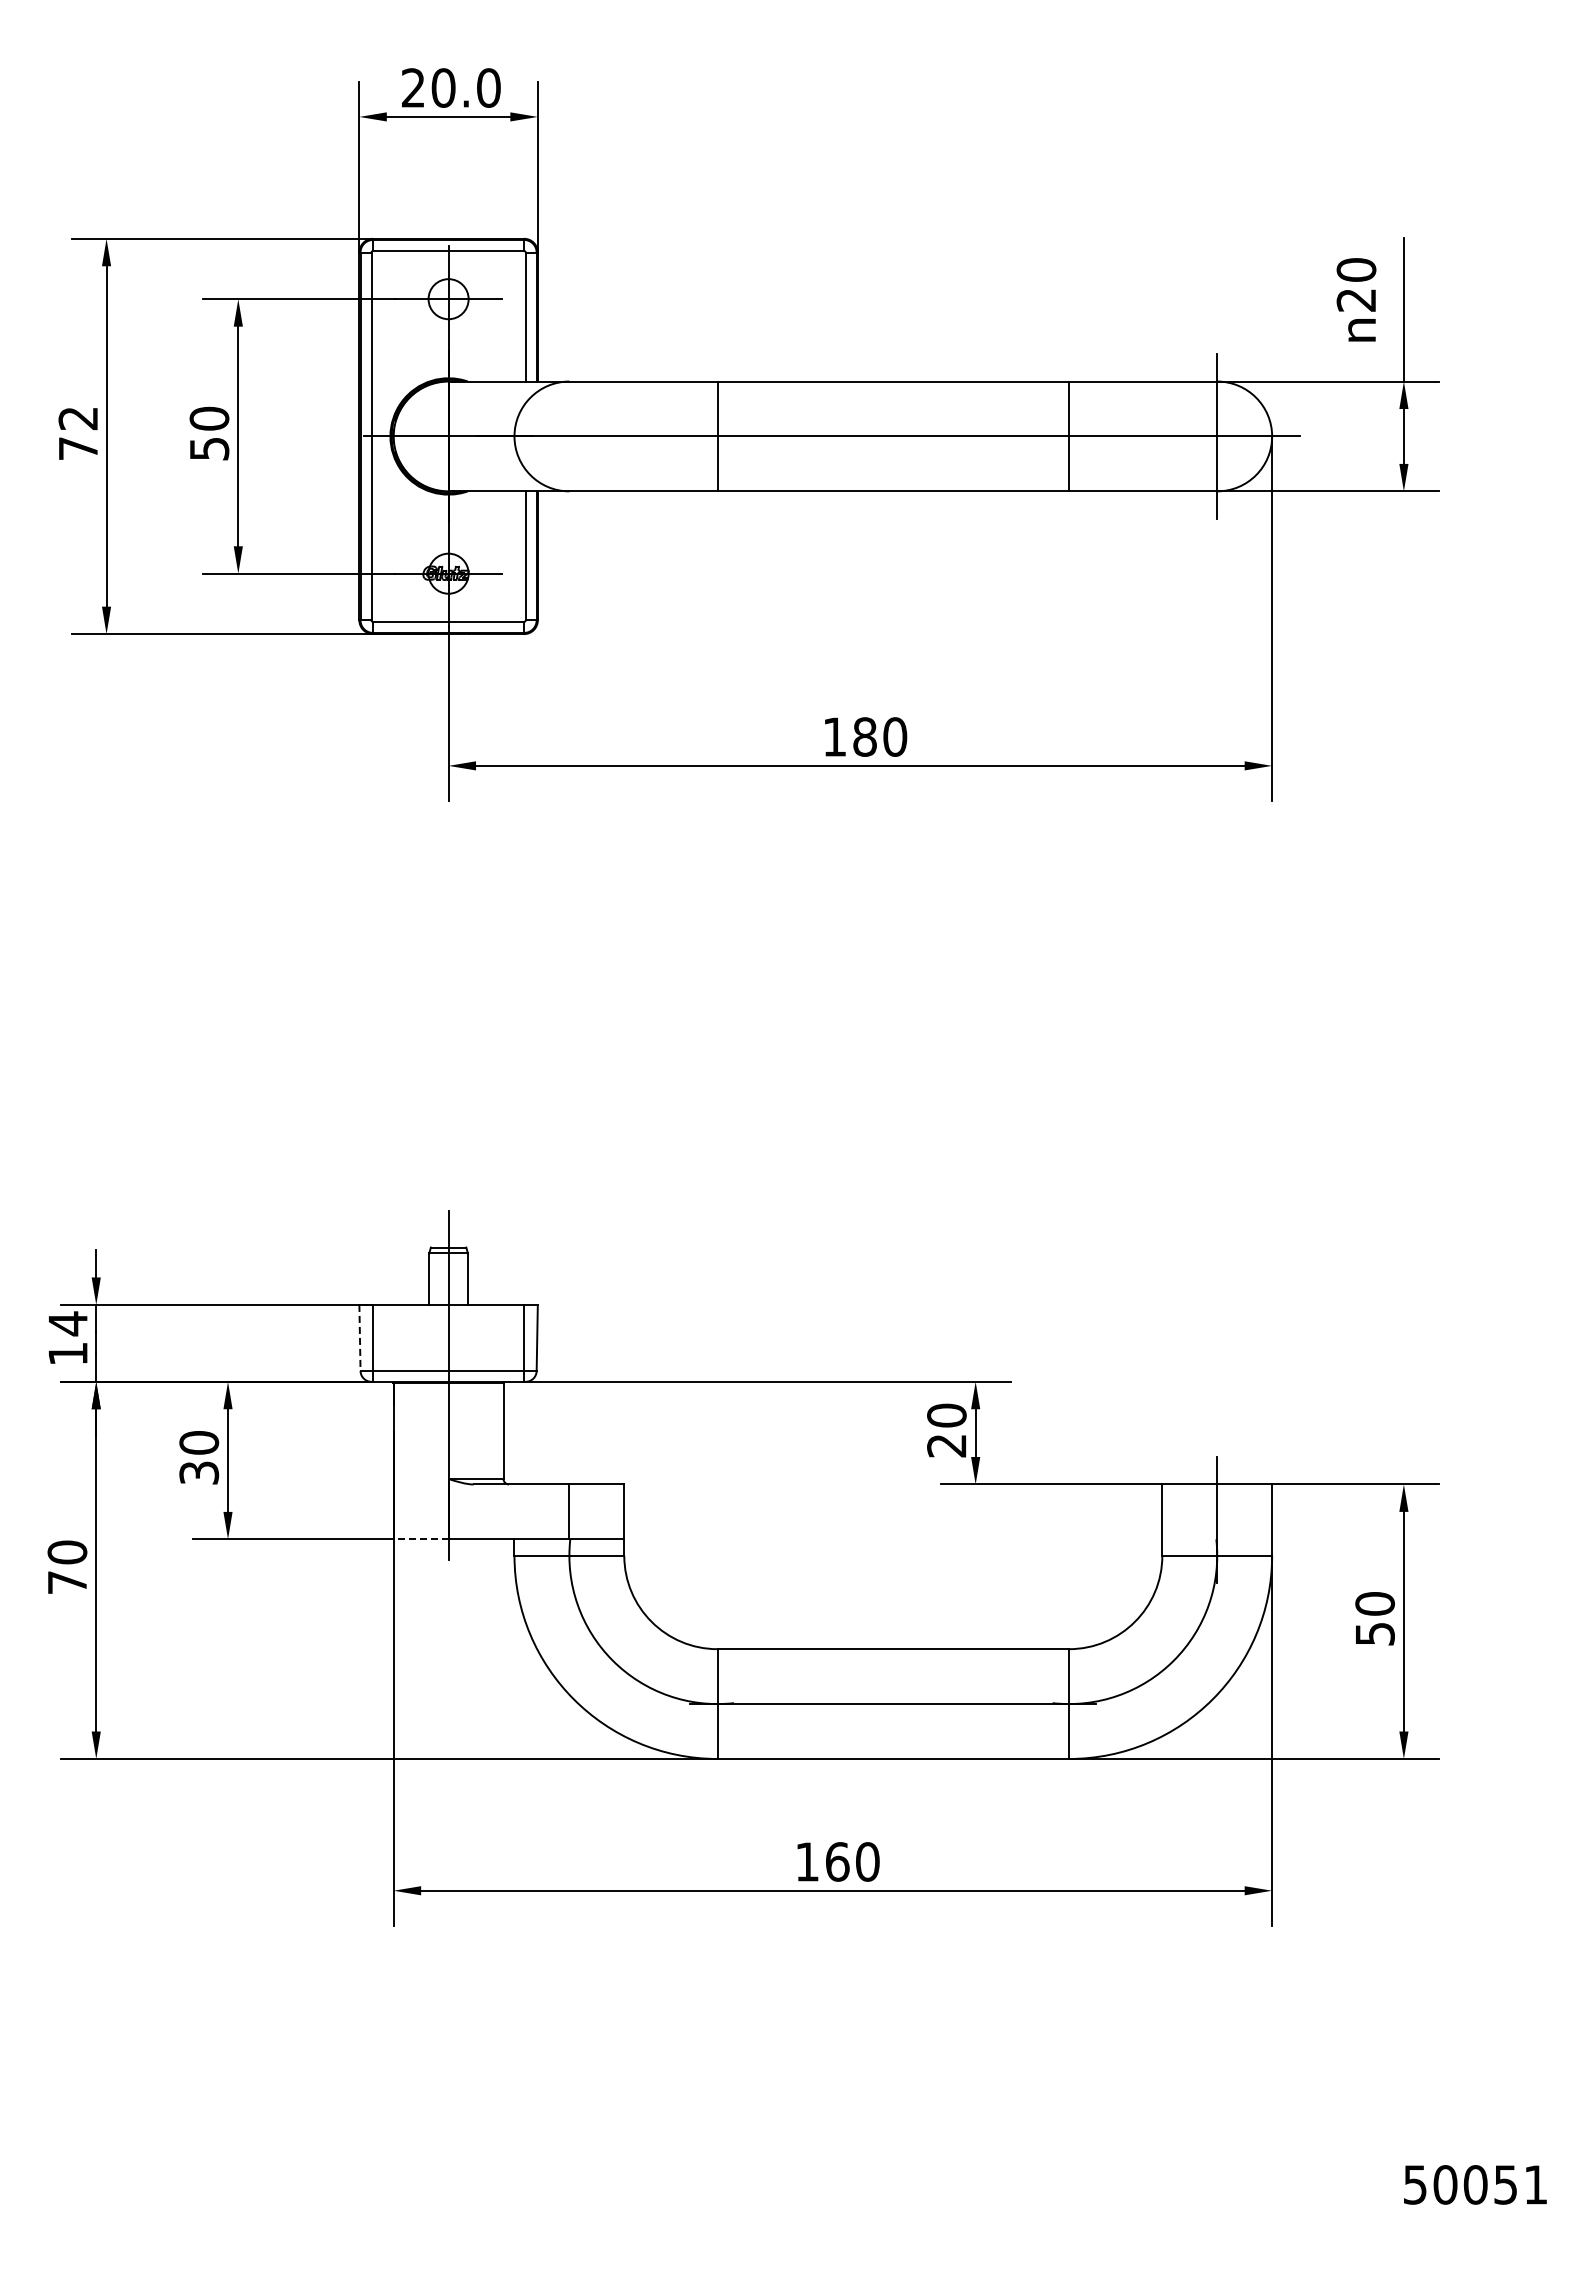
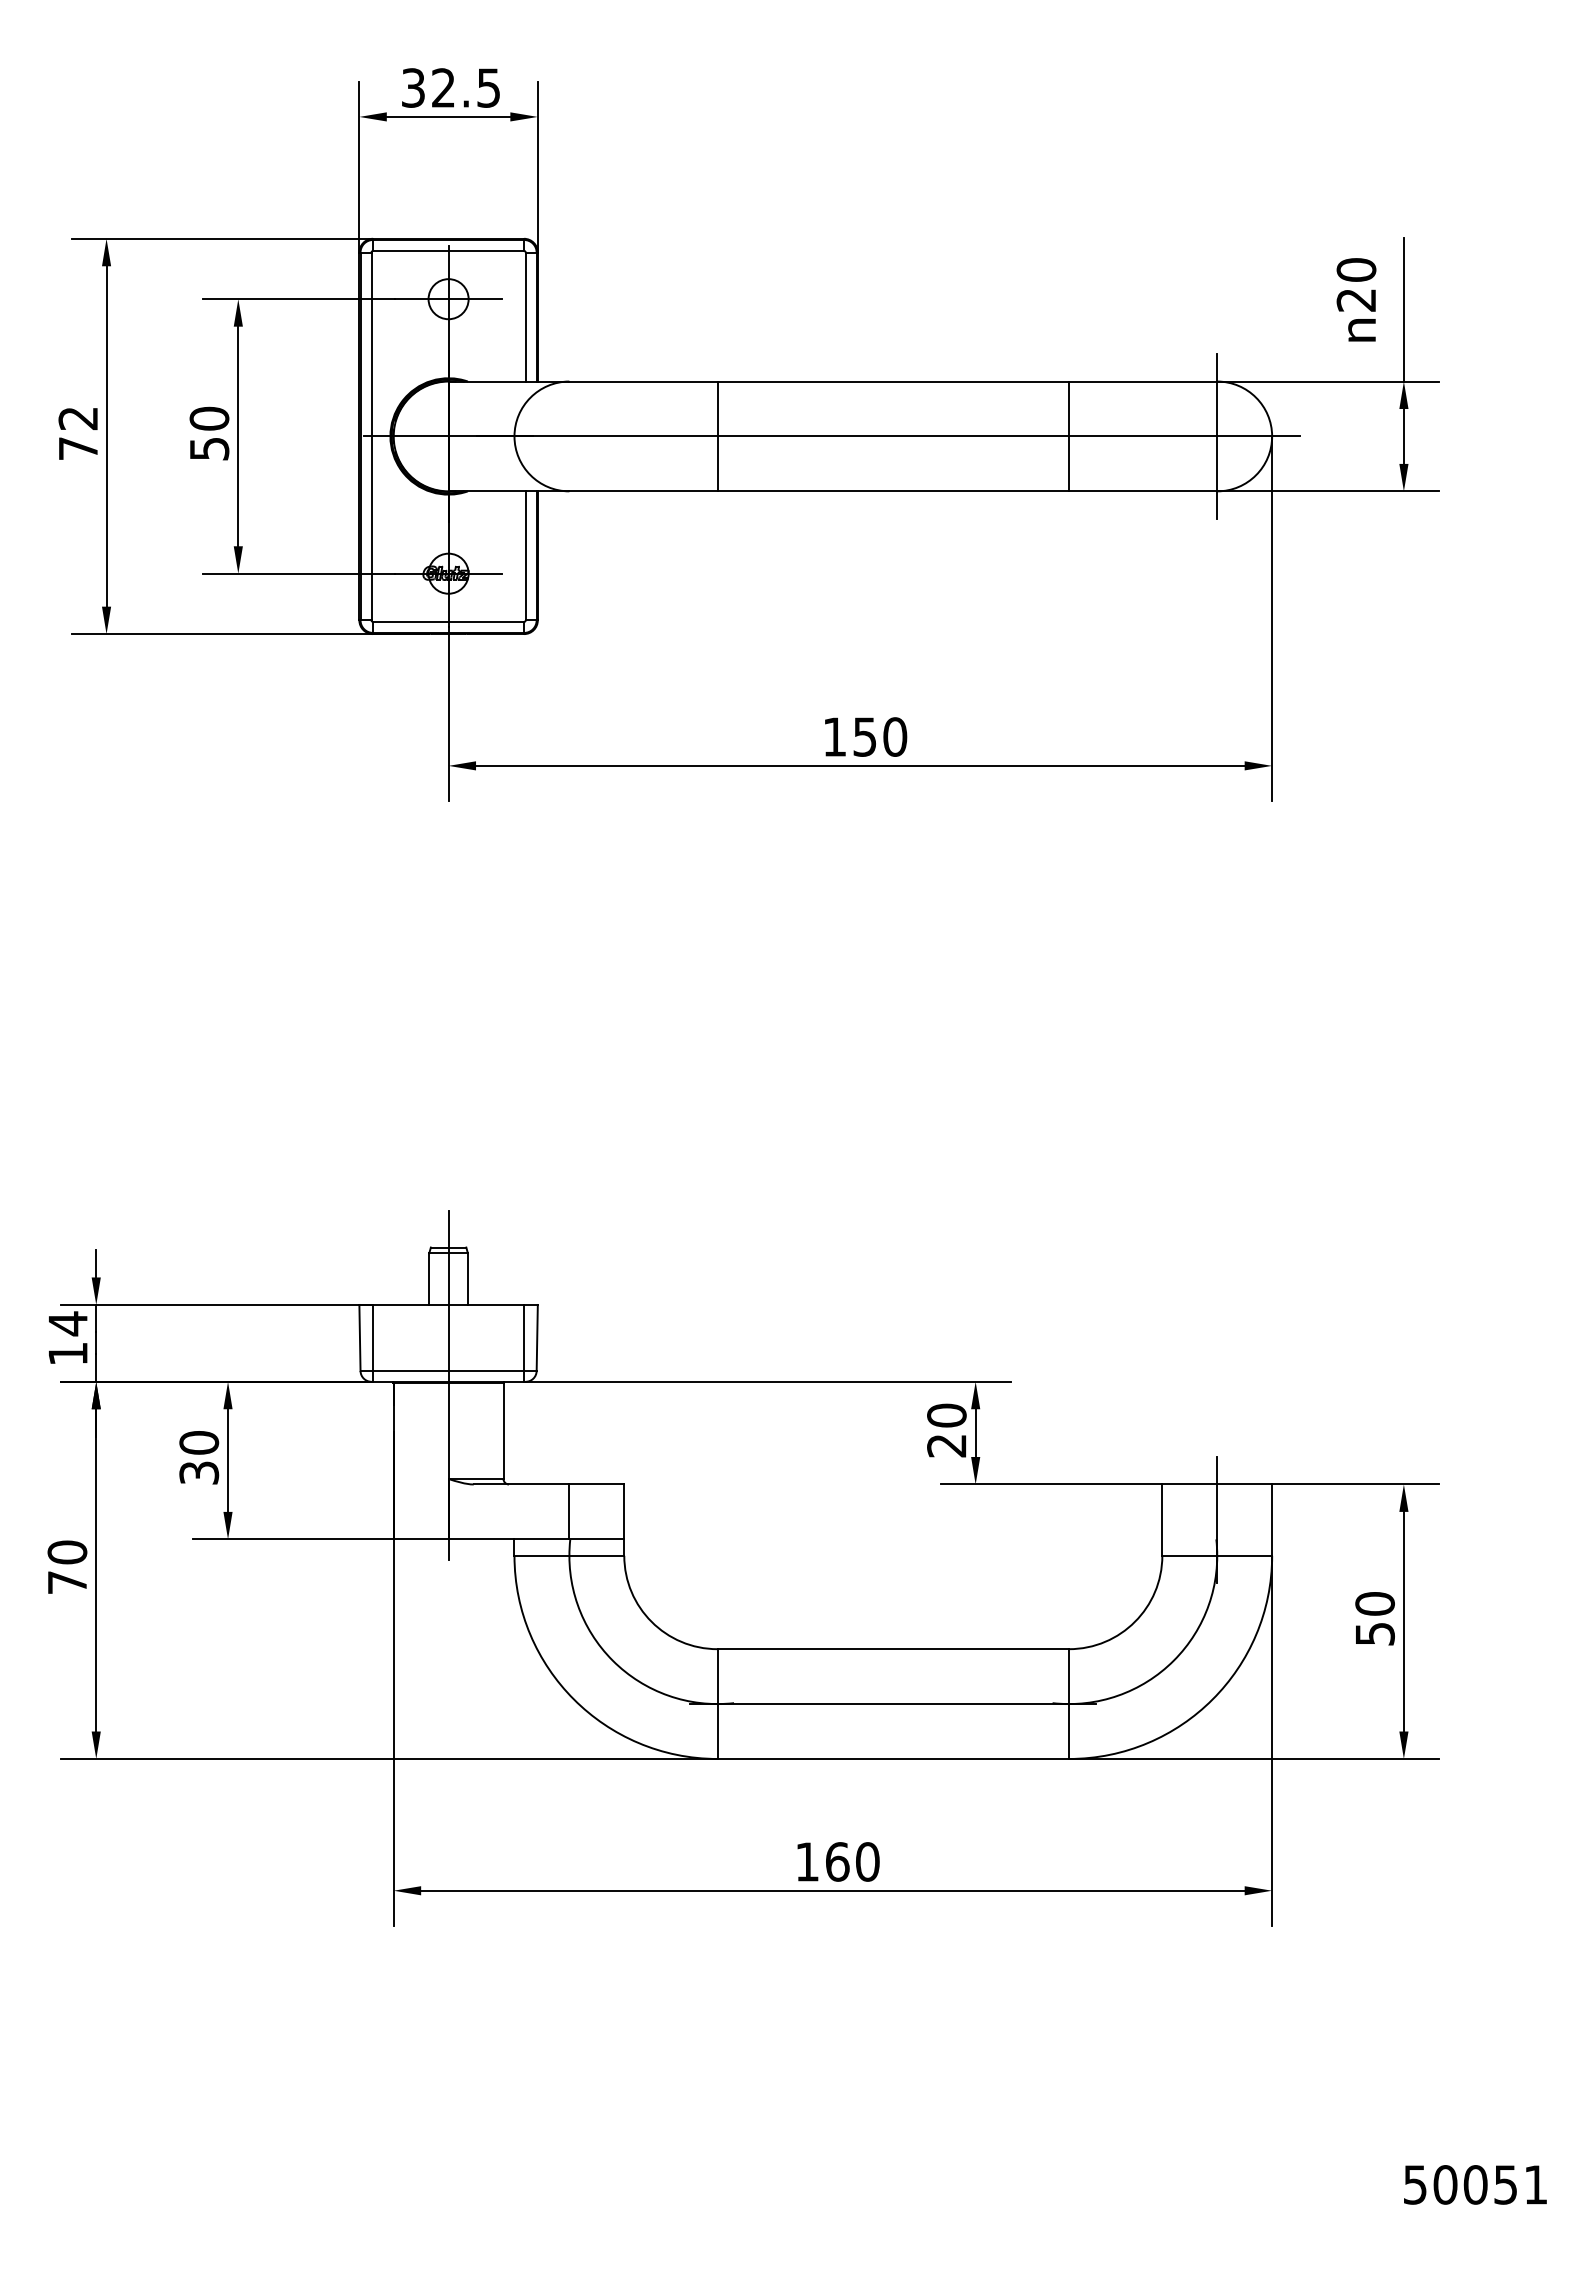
text: 20.0 -> 32.5 (451, 87)
text: 180 -> 150 (864, 736)
line: dashed -> solid (359, 1338)
line: dashed -> solid (420, 1539)
